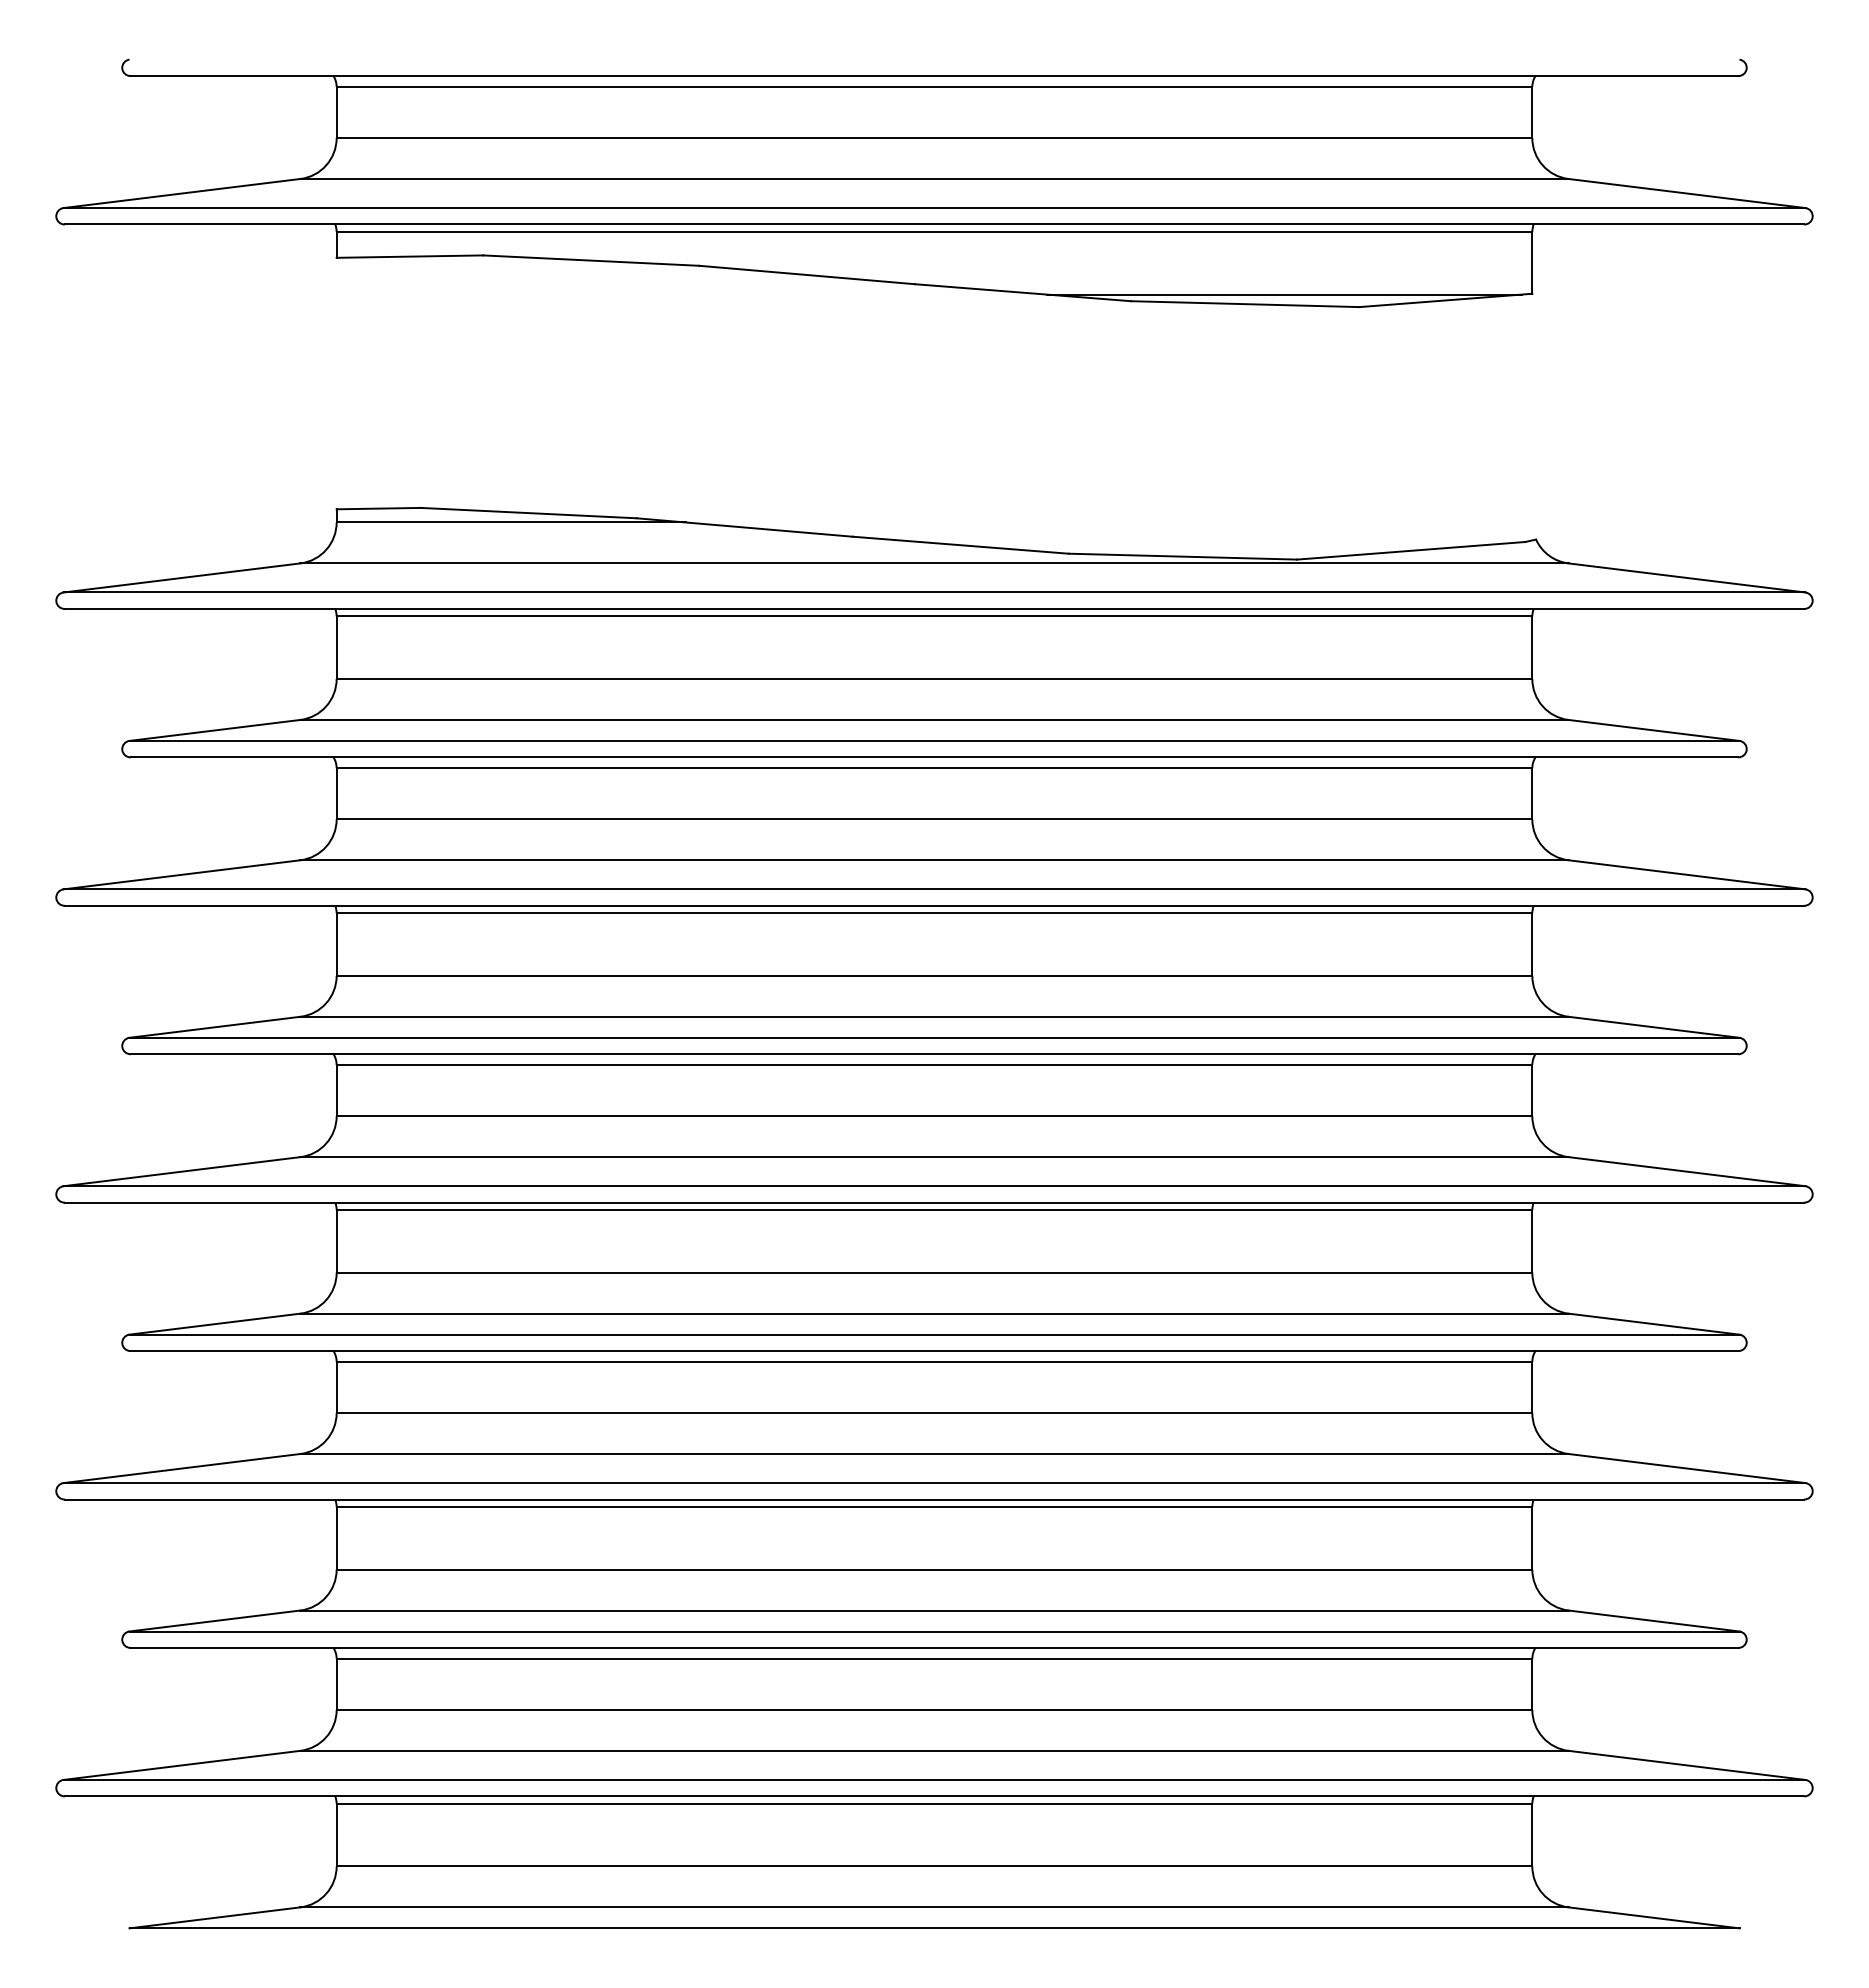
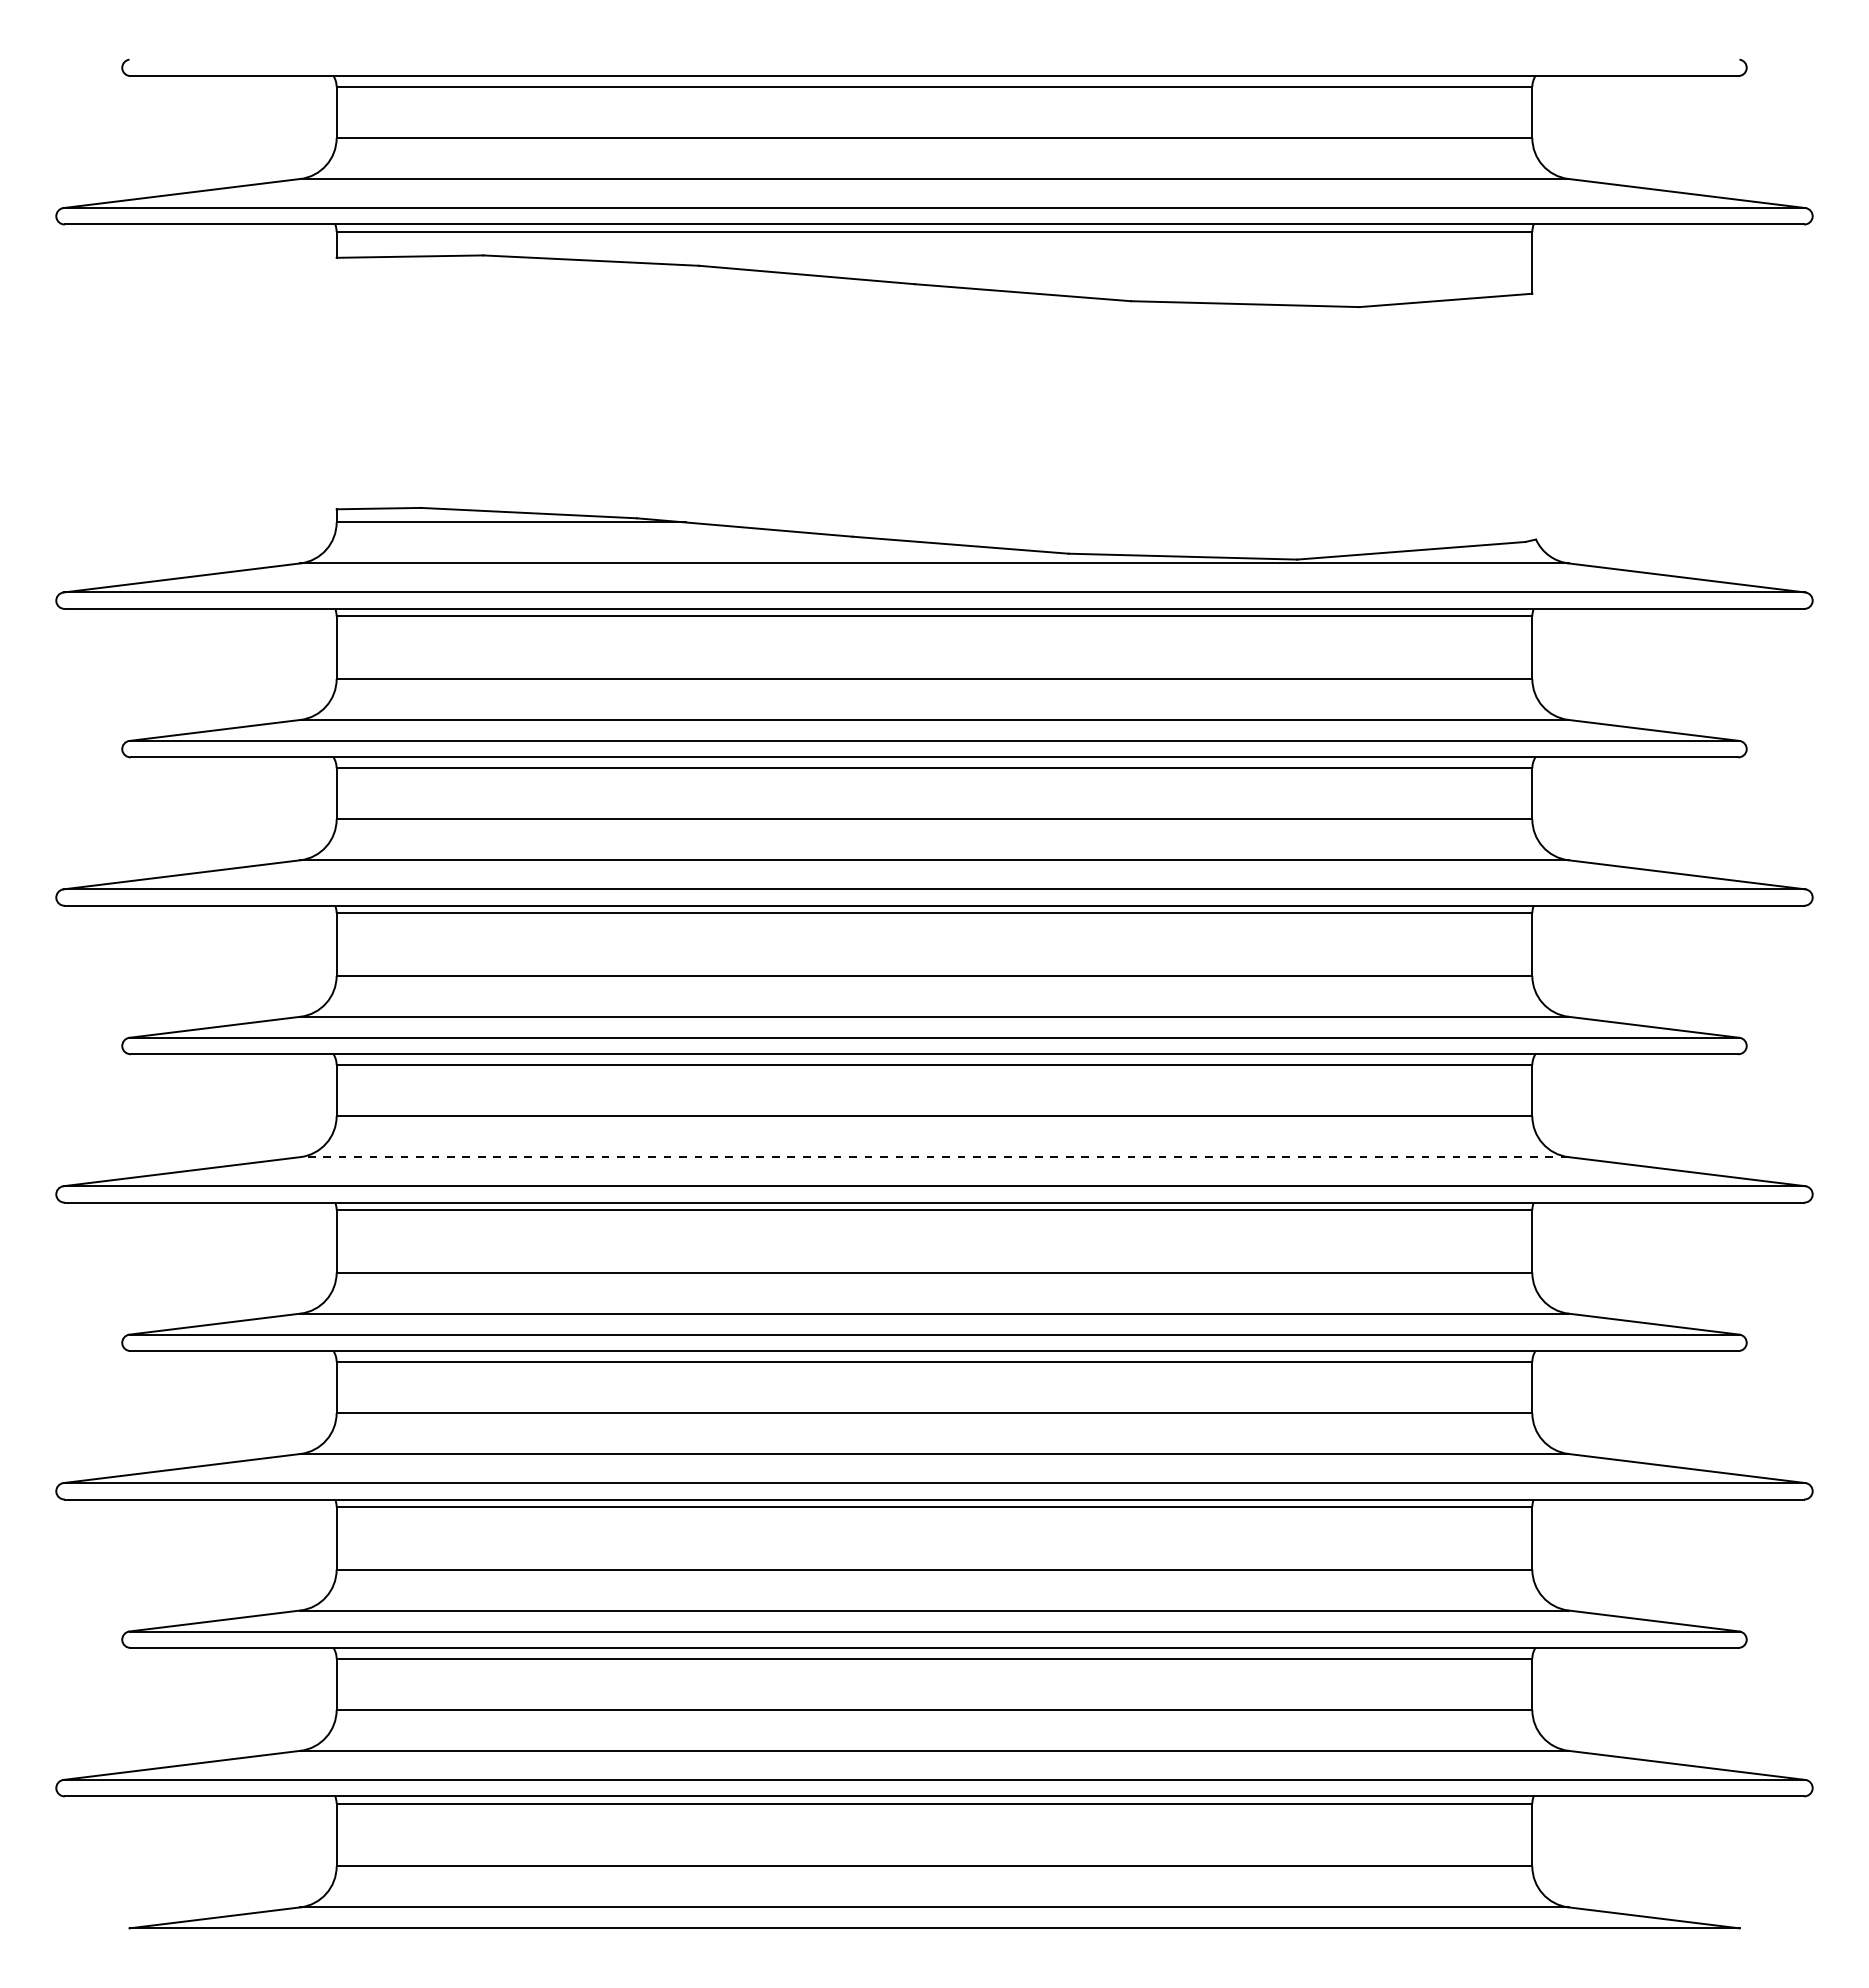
line: present -> none (1283, 294)
line: solid -> dashed (934, 1157)
